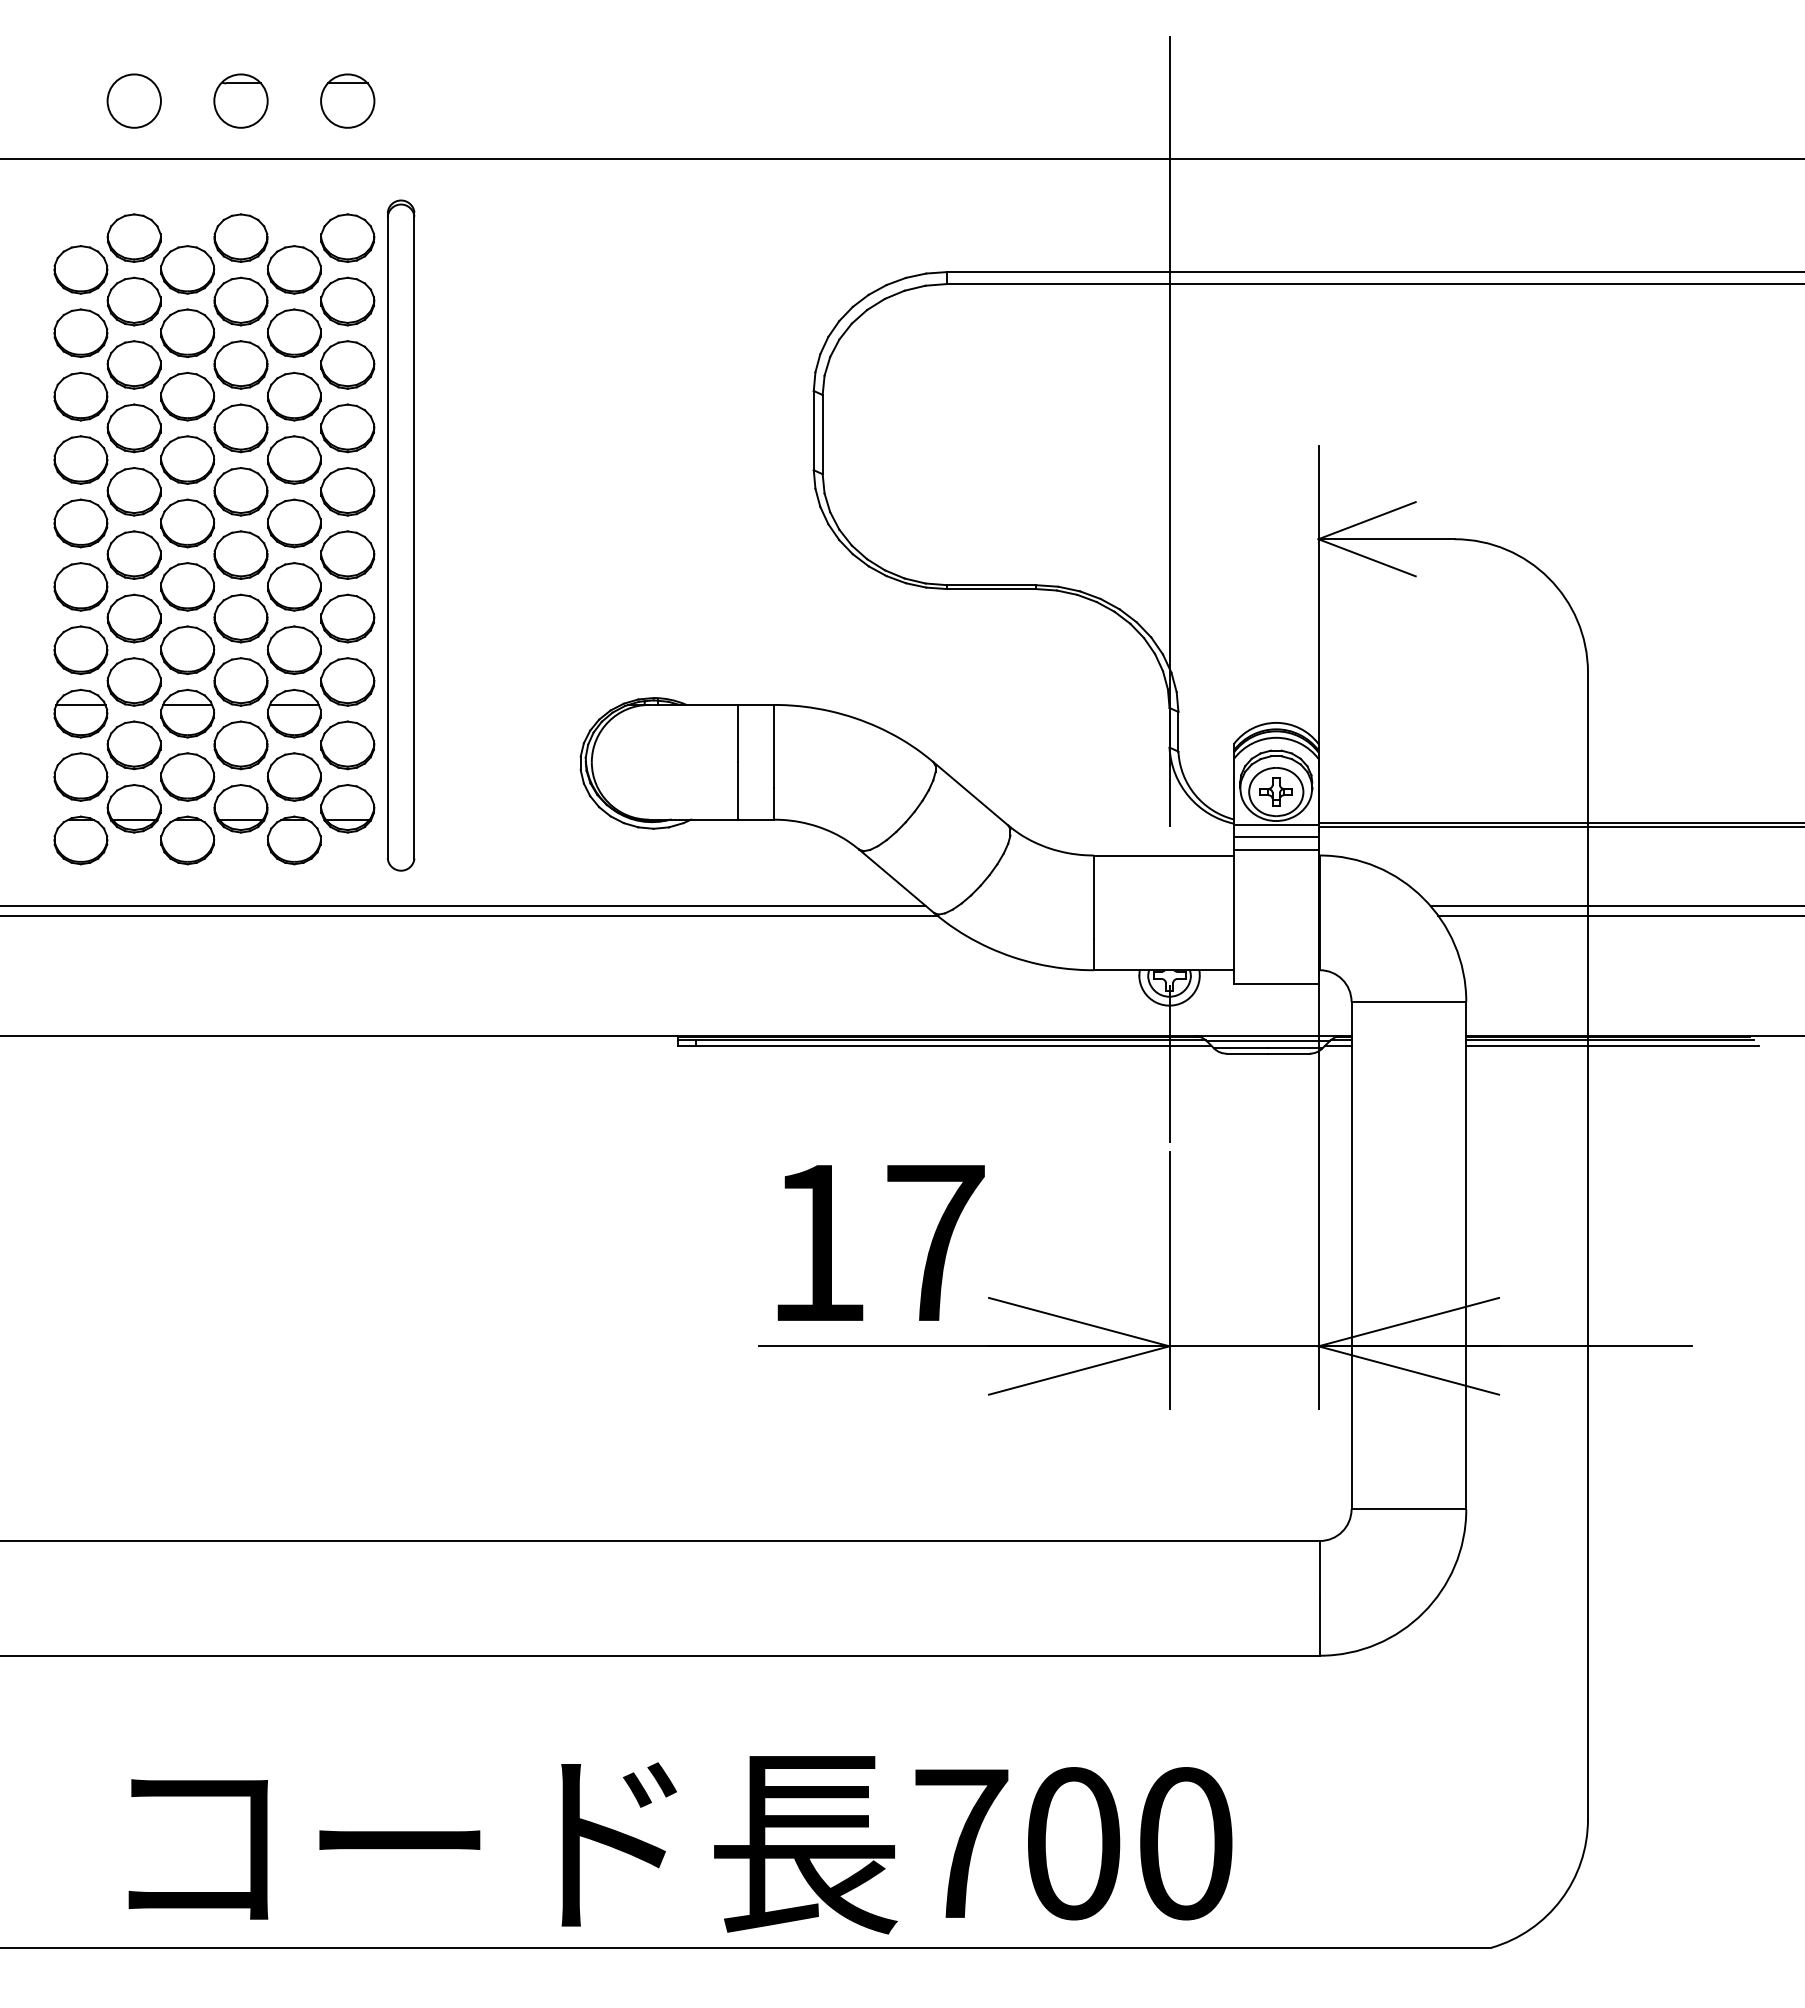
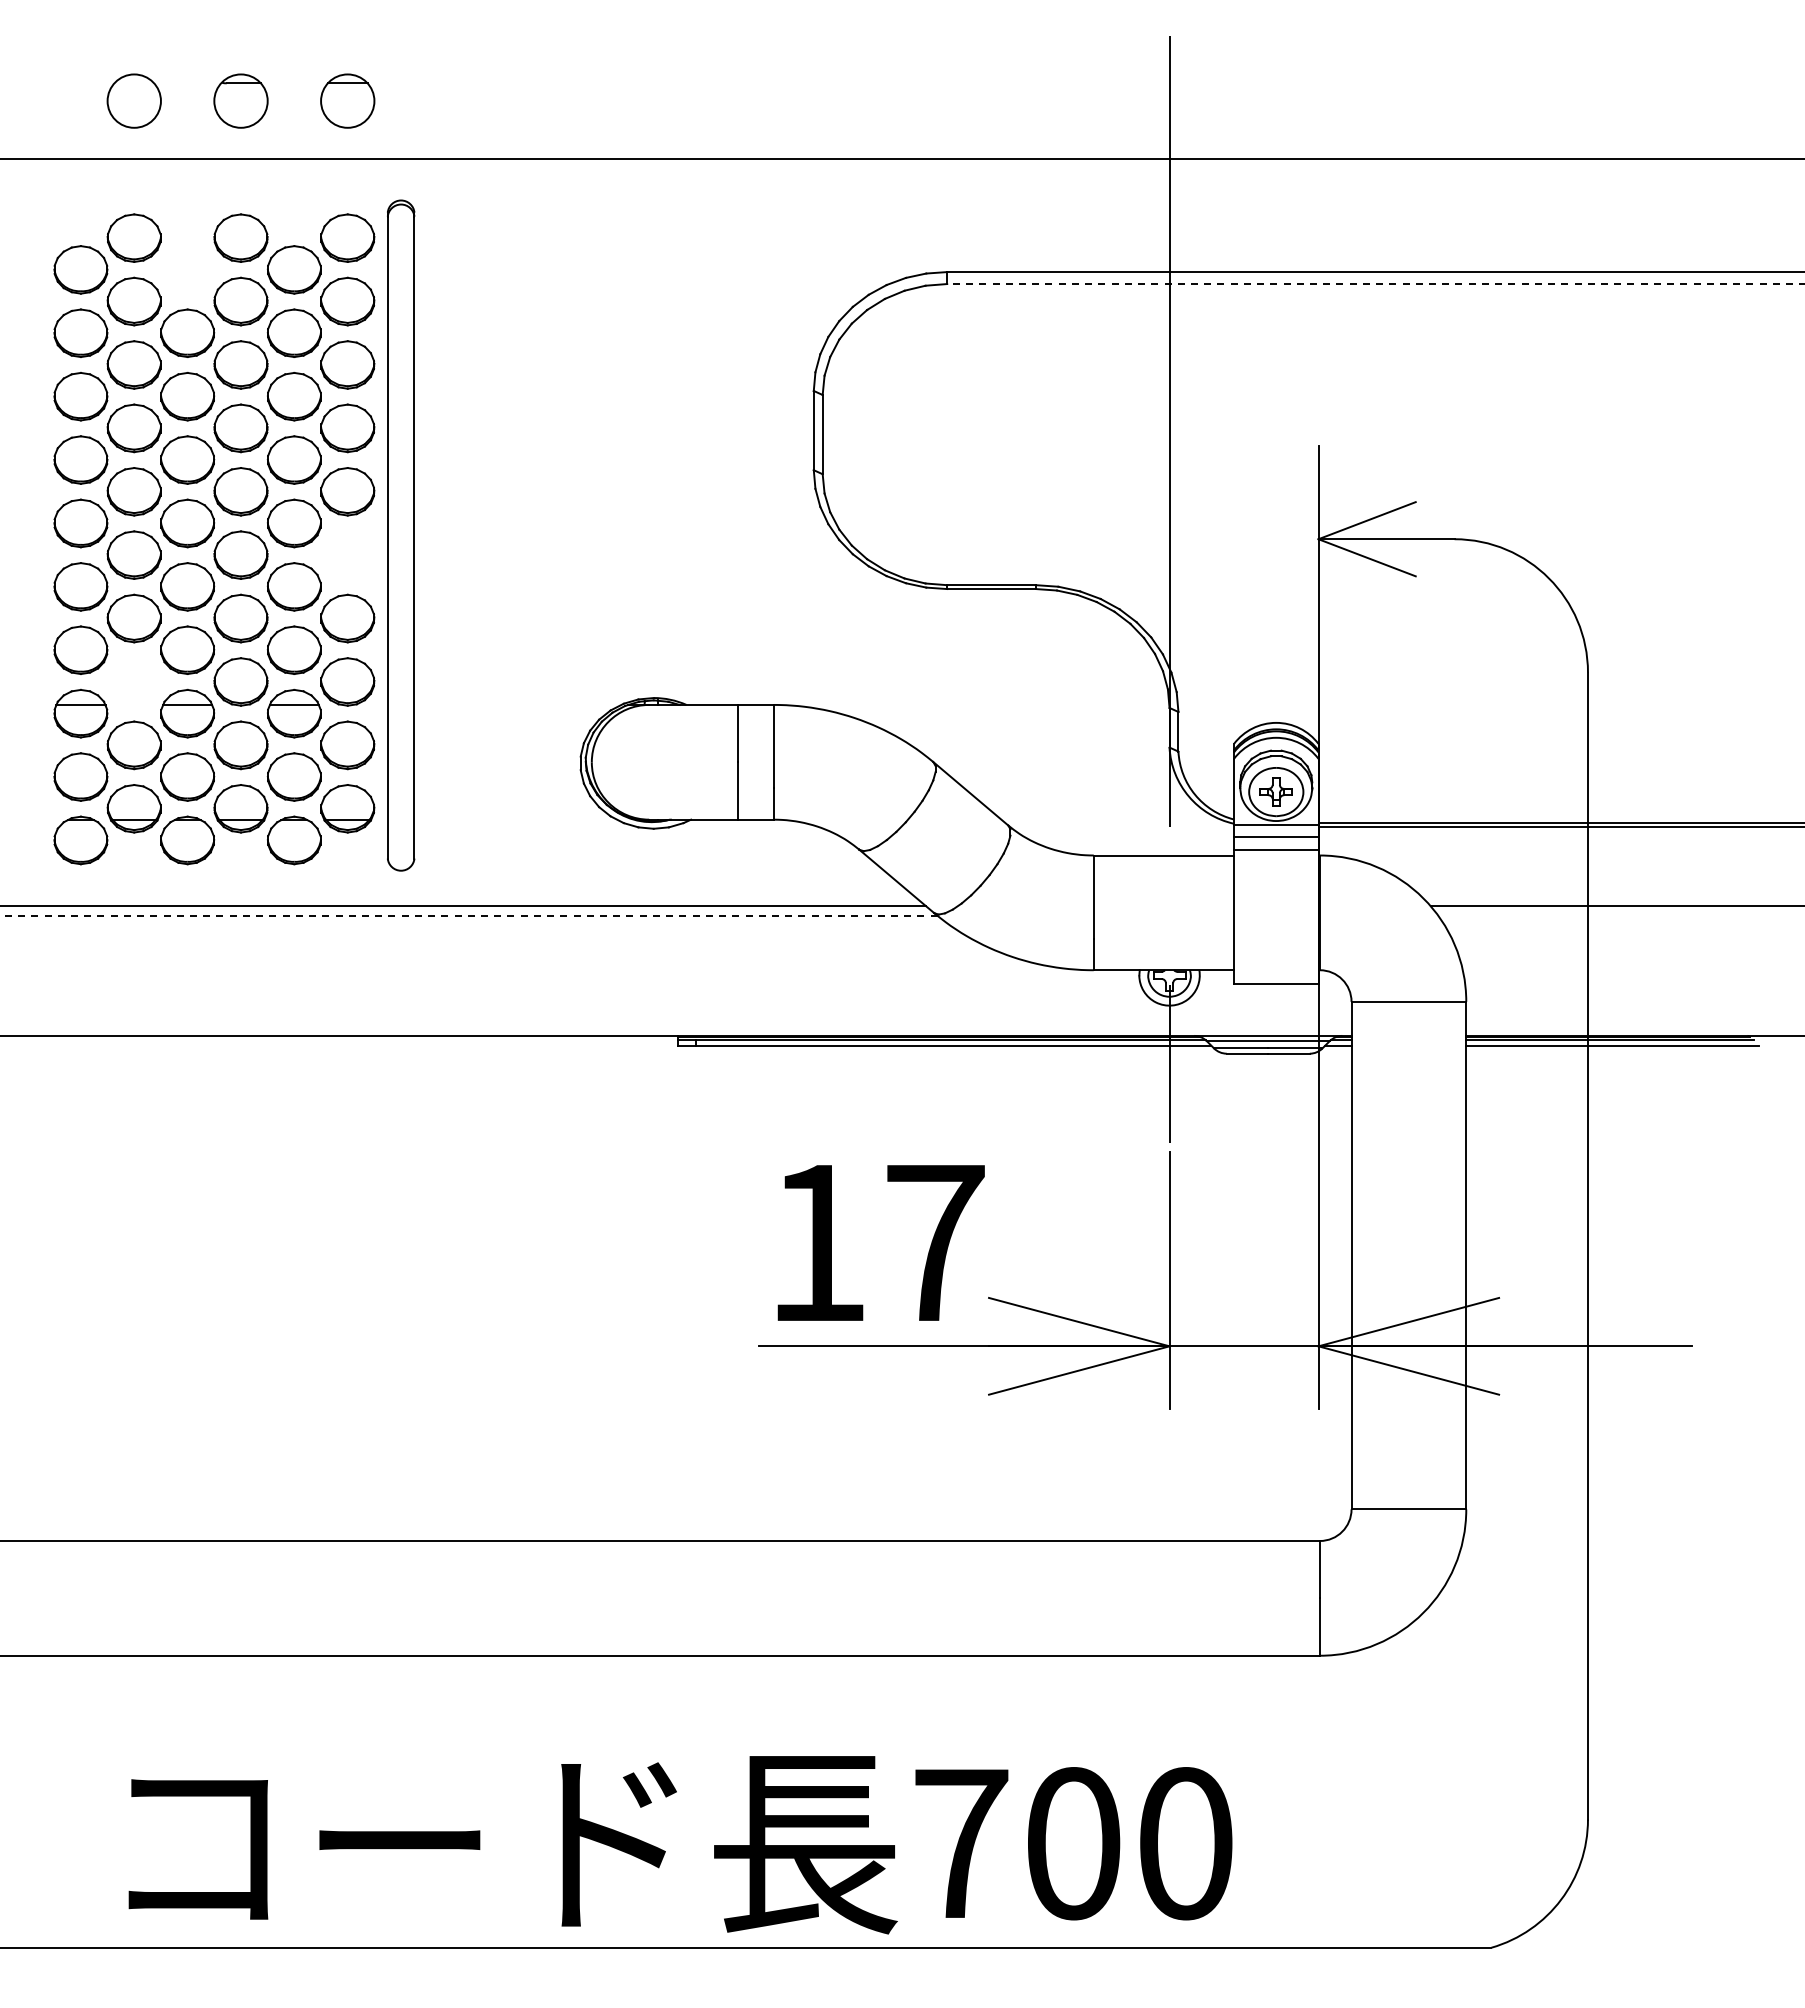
part: present -> none (187, 269)
line: solid -> dashed (1376, 284)
part: present -> none (347, 554)
part: present -> none (133, 681)
line: solid -> dashed (468, 915)
line: present -> none (1619, 915)
